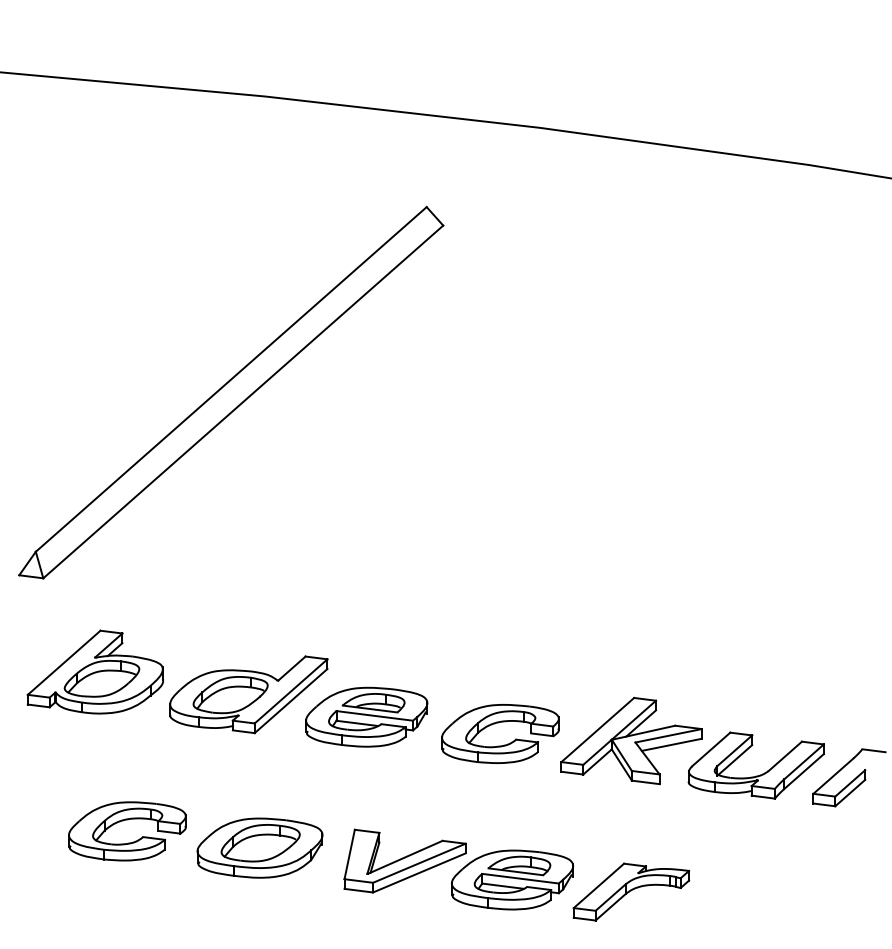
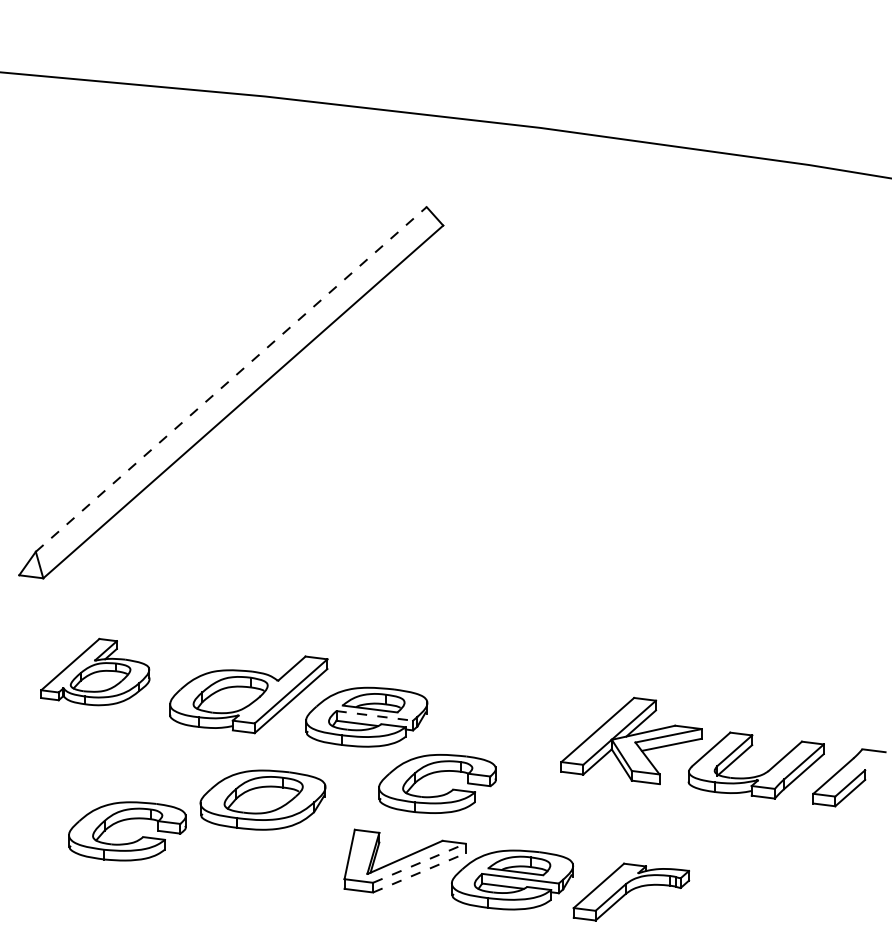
line: solid -> dashed (231, 379)
part size: 138x86 px -> 111x70 px (95, 671)
line: solid -> dashed (374, 715)
part position: (498, 723) -> (435, 773) (435, 773)
part position: (259, 847) -> (262, 799) (262, 799)
line: solid -> dashed (419, 863)
line: solid -> dashed (419, 872)
